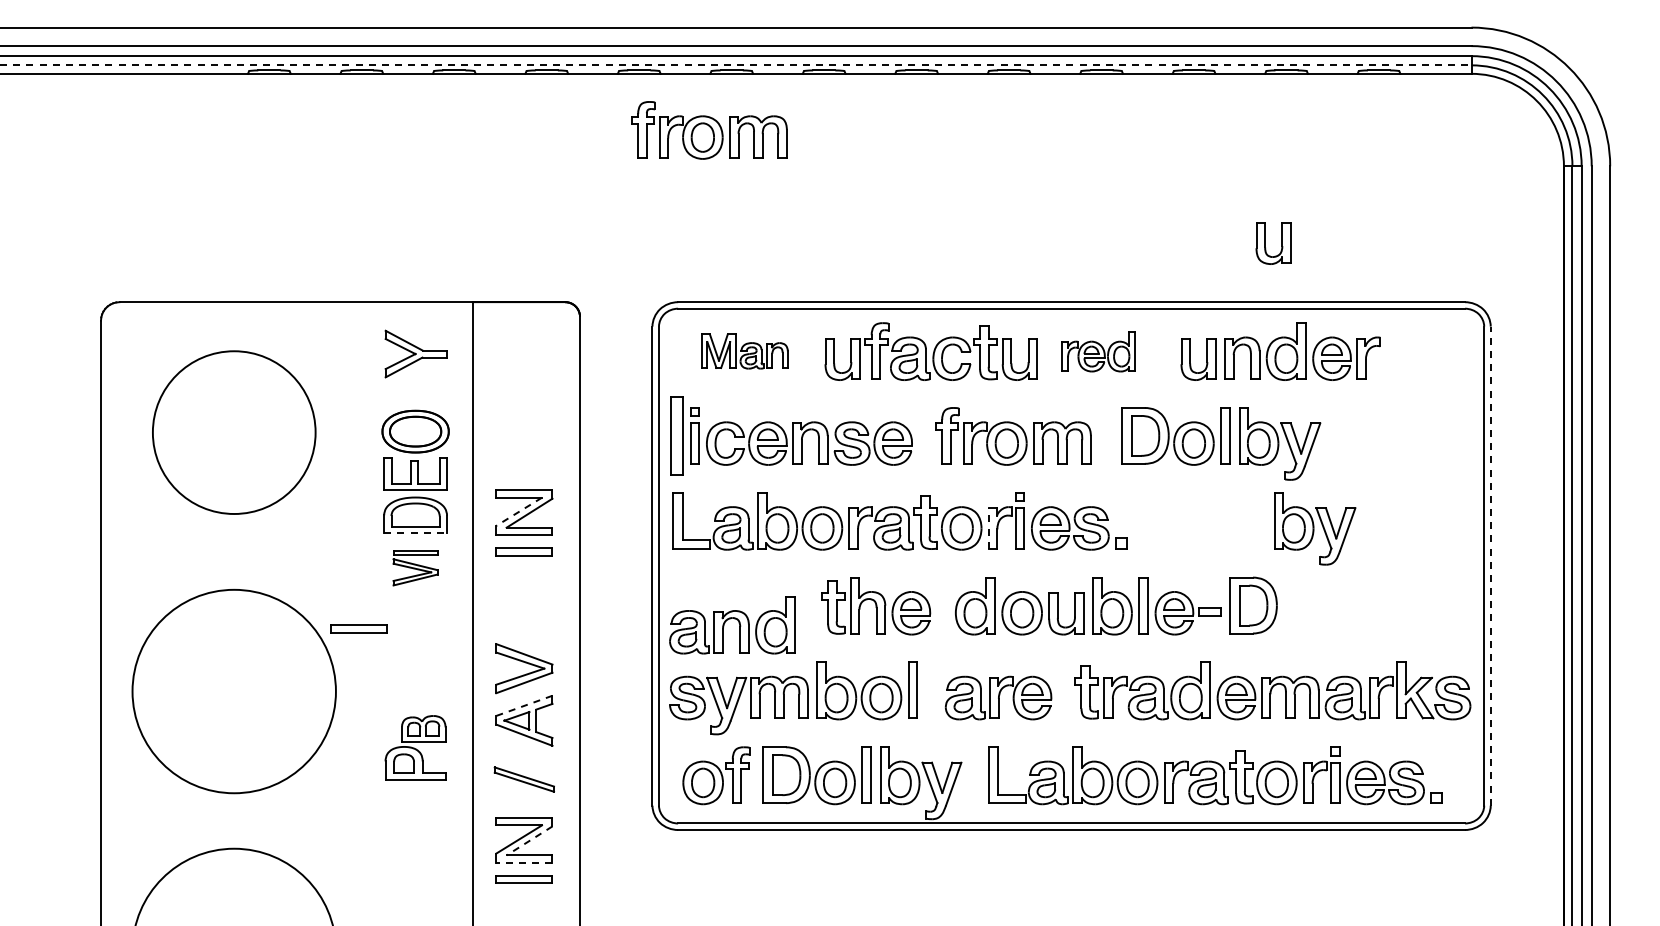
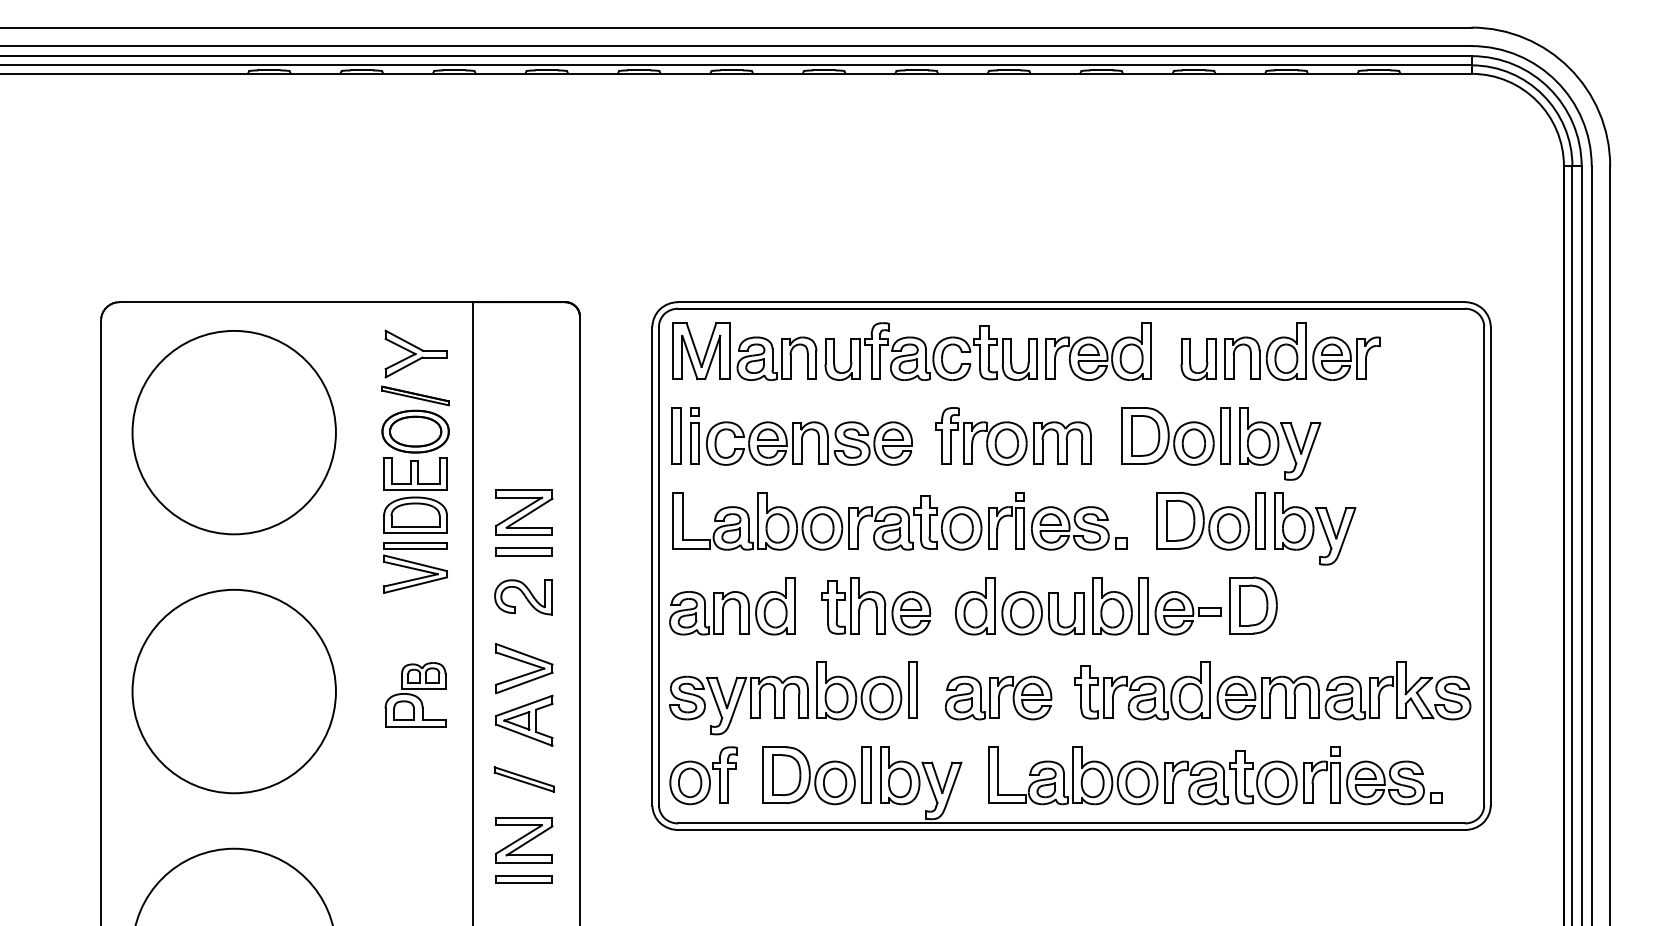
line: dashed -> solid (736, 65)
part: present -> none (709, 130)
part: present -> none (1265, 243)
part size: 88x37 px -> 146x59 px (744, 351)
part size: 75x42 px -> 107x59 px (1098, 351)
part: none -> present (415, 395)
circle diameter: 163 px -> 203 px (233, 432)
part size: 14x80 px -> 11x58 px (676, 435)
line: dashed -> solid (519, 511)
part: none -> present (1210, 520)
line: dashed -> solid (988, 527)
line: dashed -> solid (416, 532)
line: dashed -> solid (1490, 566)
part size: 47x37 px -> 65x52 px (415, 567)
part: none -> present (523, 597)
part position: (730, 619) -> (730, 600) (730, 600)
part: present -> none (358, 628)
line: dashed -> solid (524, 705)
part position: (415, 747) -> (415, 694) (415, 694)
part position: (716, 775) -> (703, 775) (703, 775)
line: dashed -> solid (529, 841)
line: dashed -> solid (523, 862)
